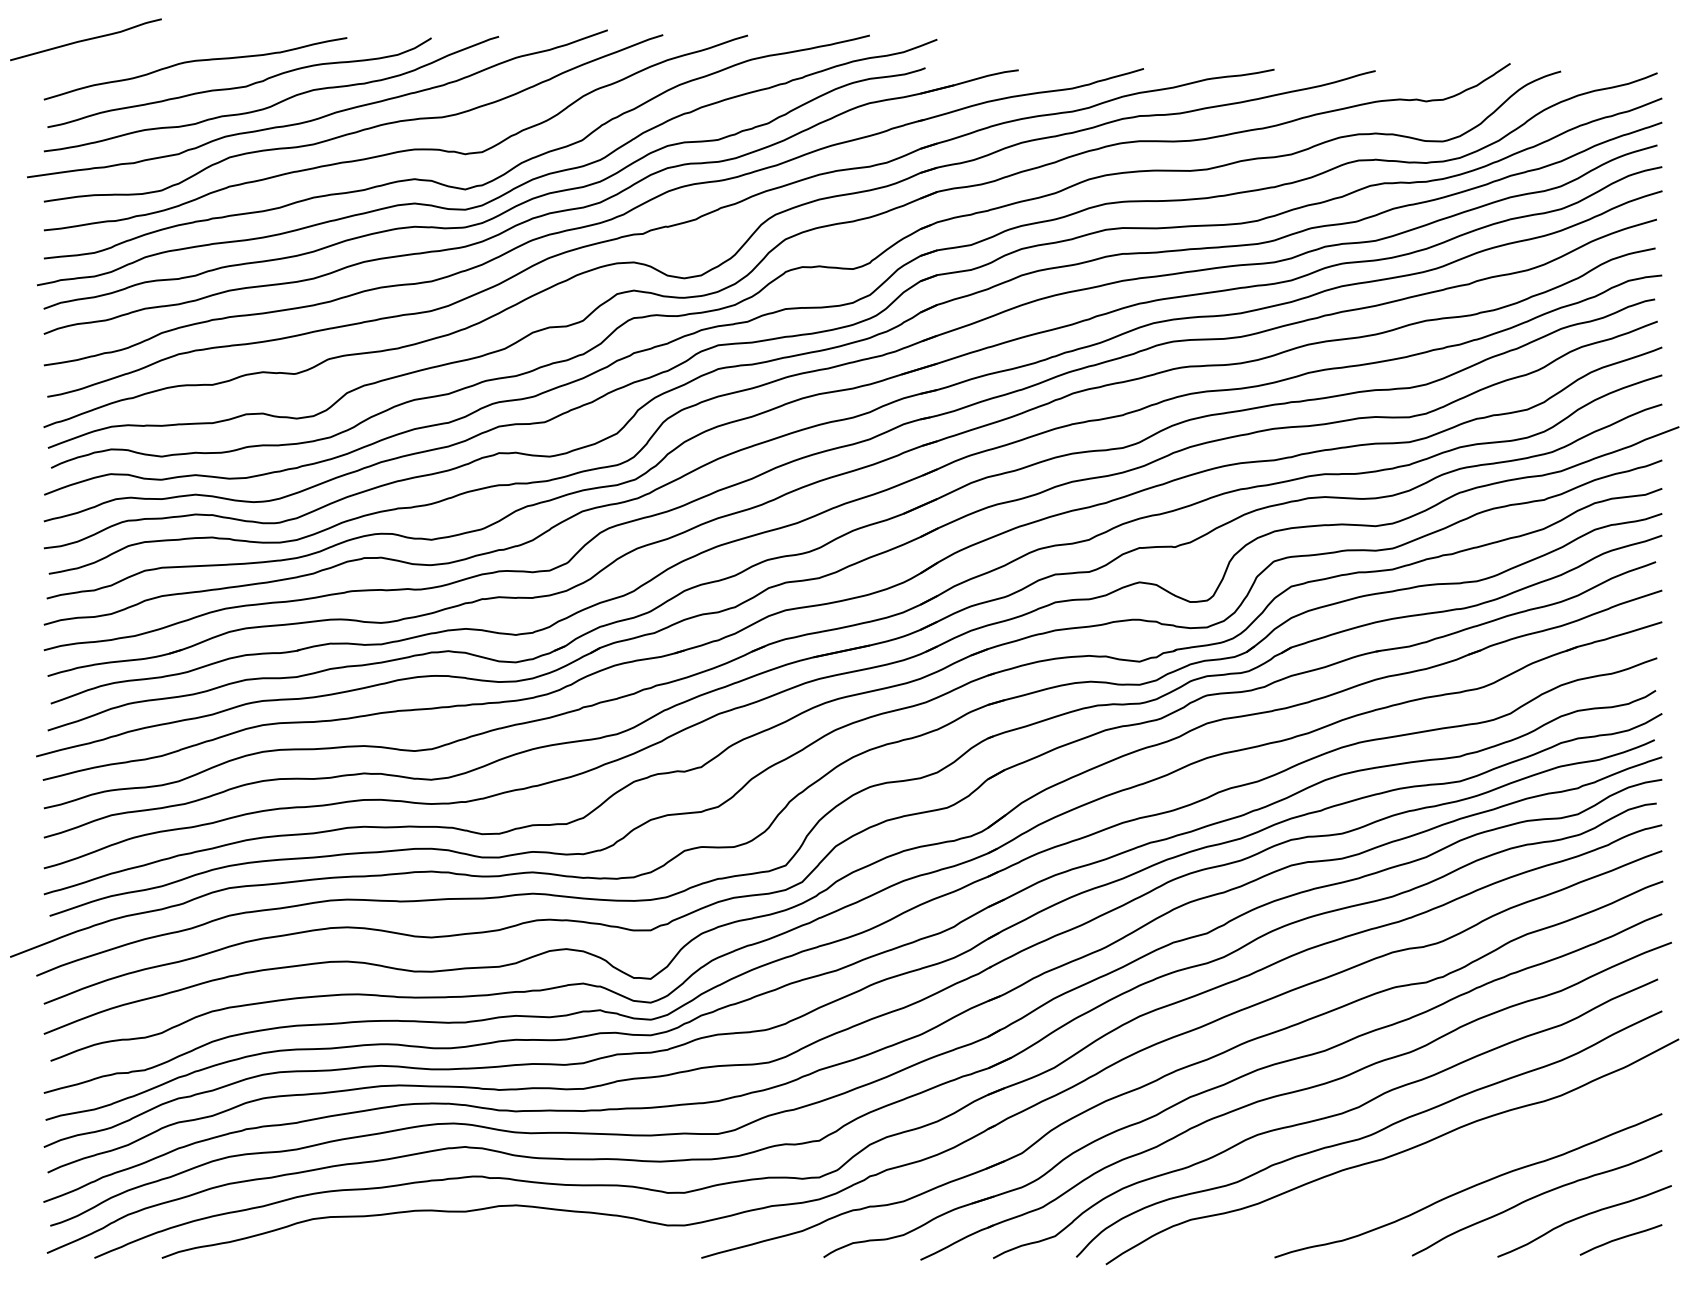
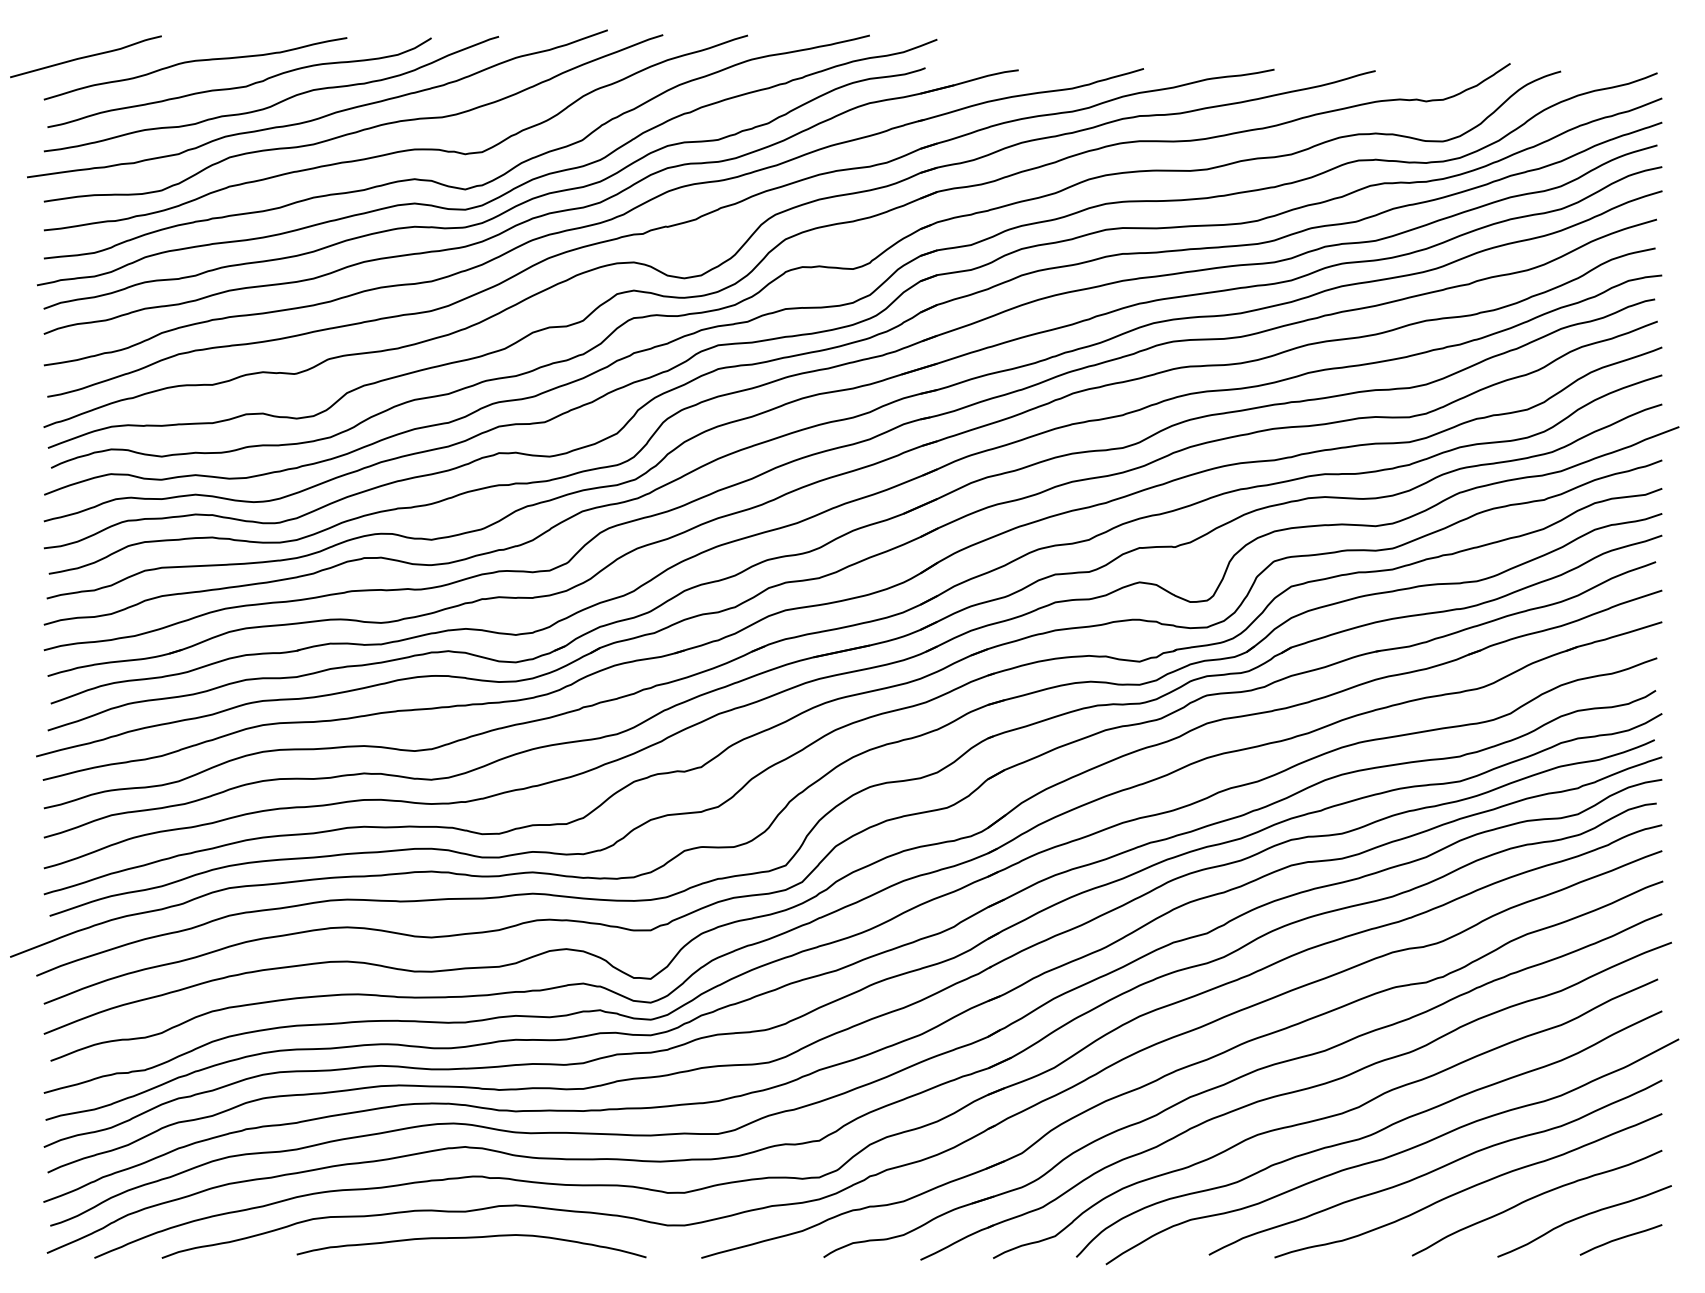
curve position: (85, 39) -> (85, 56) (85, 56)
curve: none -> present (1436, 1168)
curve: none -> present (471, 1238)
